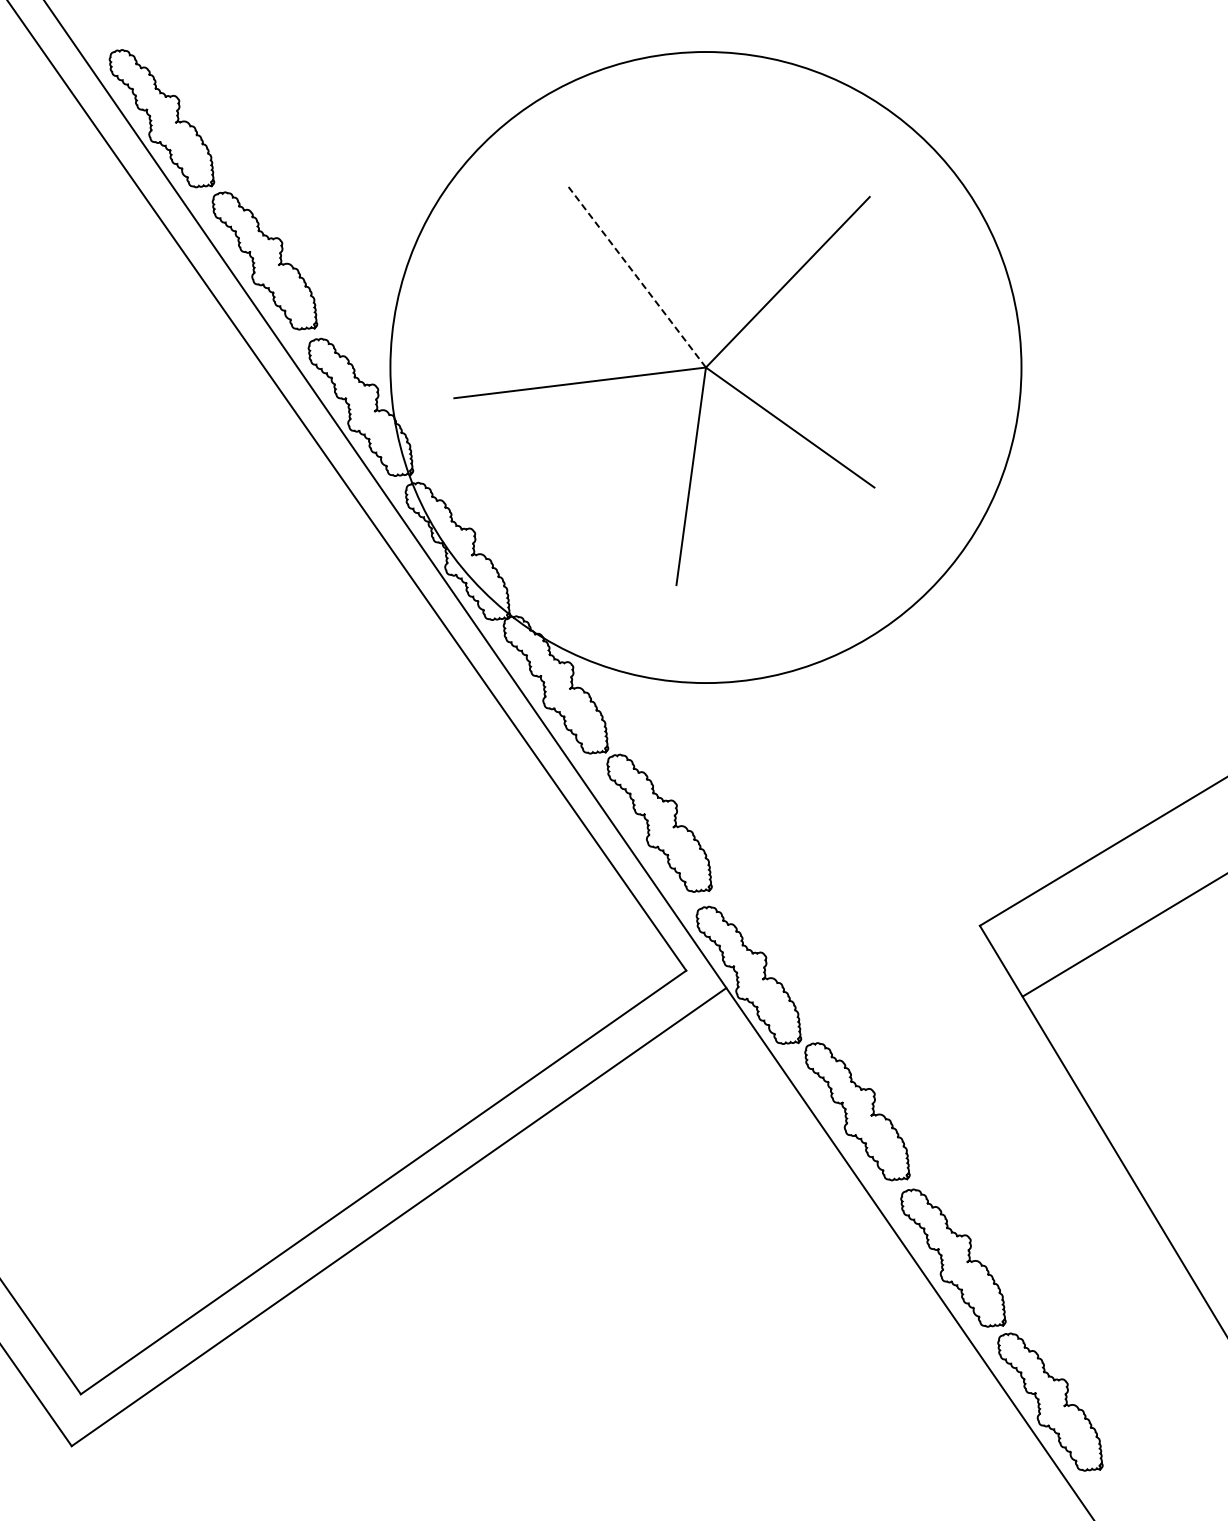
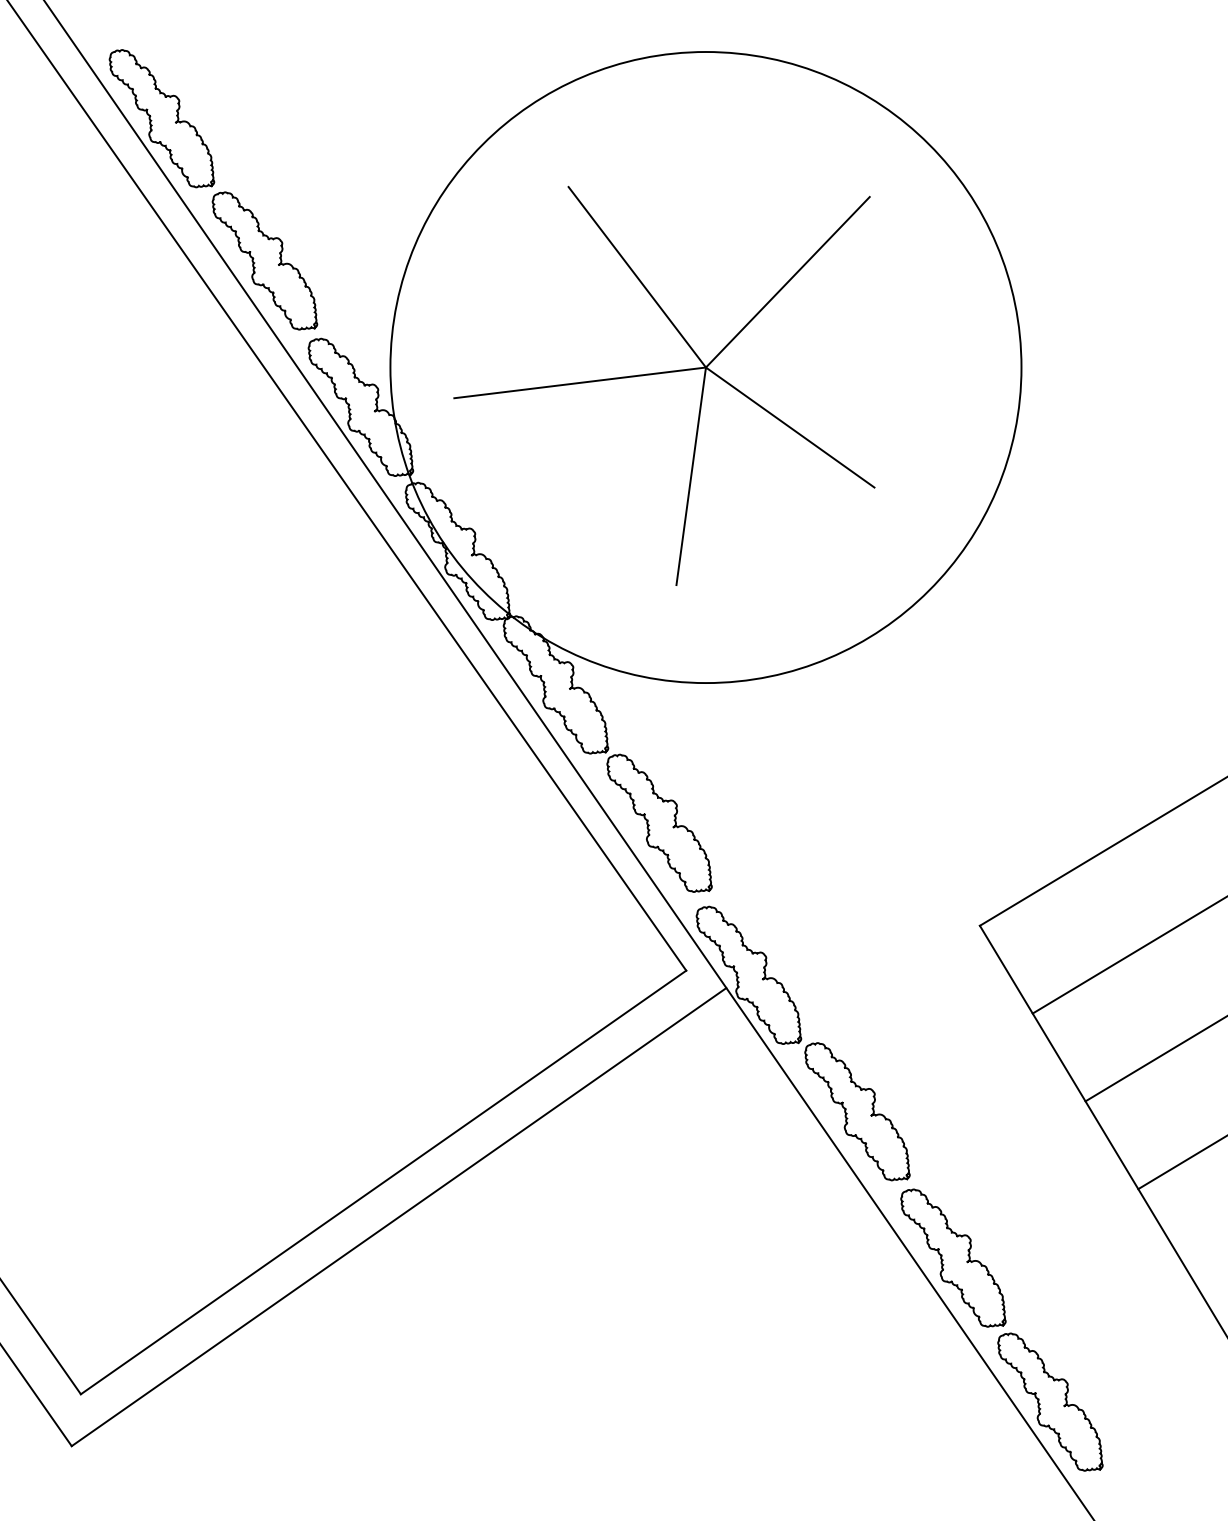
line: dashed -> solid (636, 276)
line position: (1123, 935) -> (1128, 955) (1128, 955)
line: none -> present (1154, 1059)
line: none -> present (1181, 1163)
